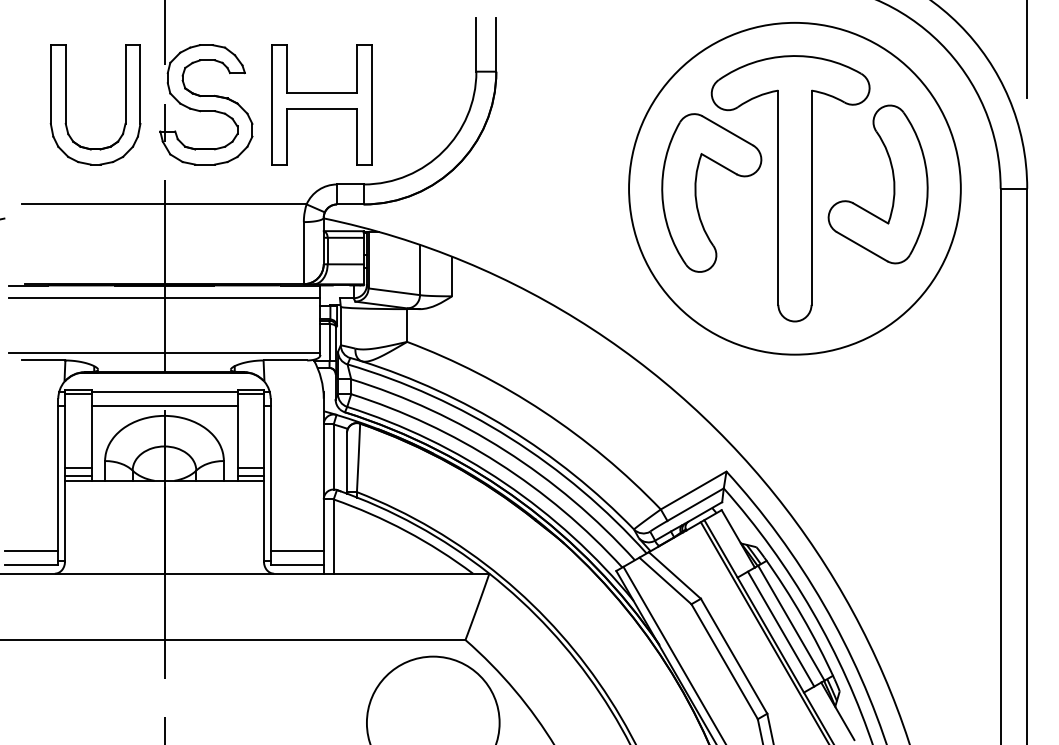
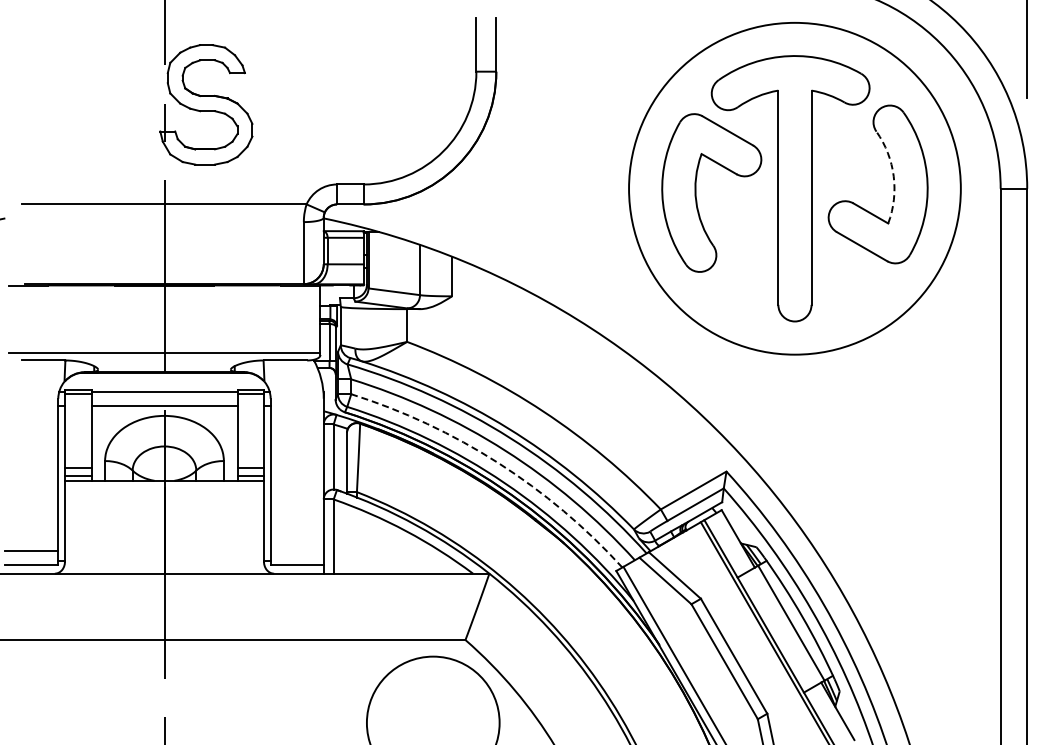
part: present -> none (66, 104)
part: present -> none (321, 104)
arc: solid -> dashed (893, 176)
line: present -> none (164, 298)
arc: solid -> dashed (498, 463)
line: present -> none (296, 551)
line: present -> none (780, 628)
